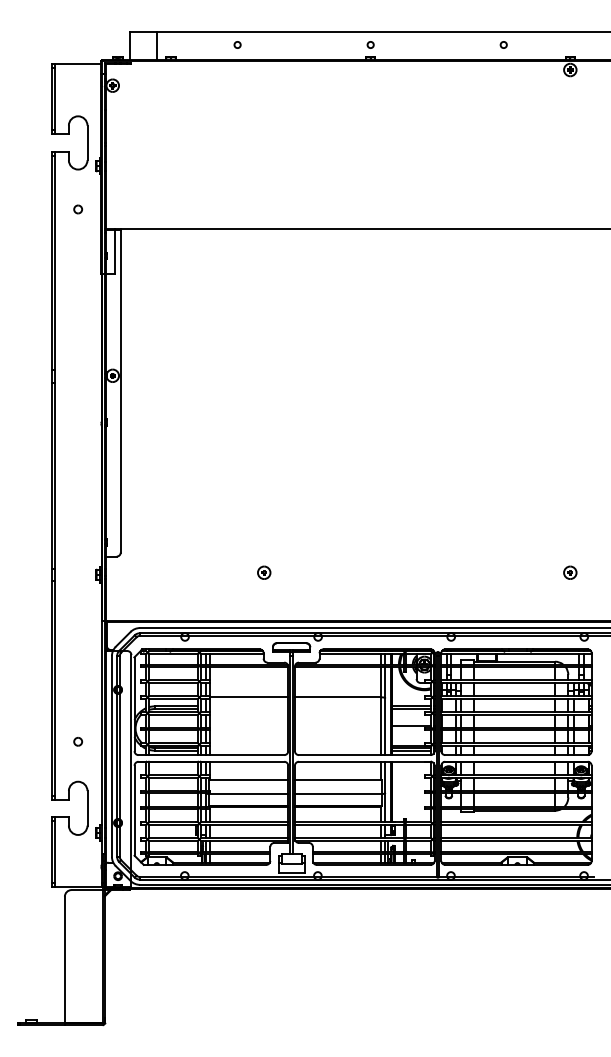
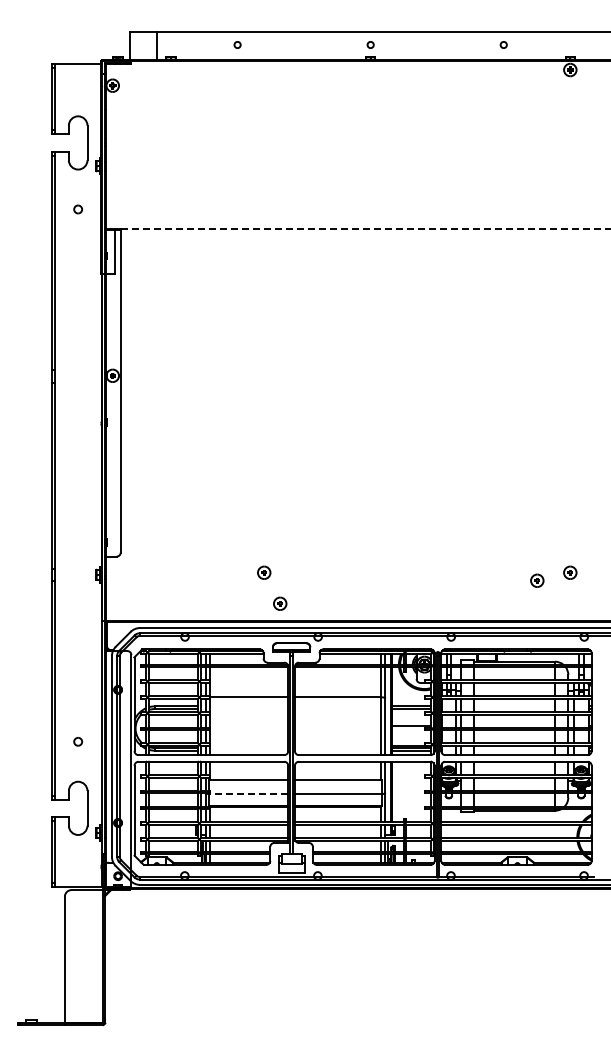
line: solid -> dashed (365, 229)
part: none -> present (537, 580)
part: none -> present (280, 603)
line: solid -> dashed (248, 794)
